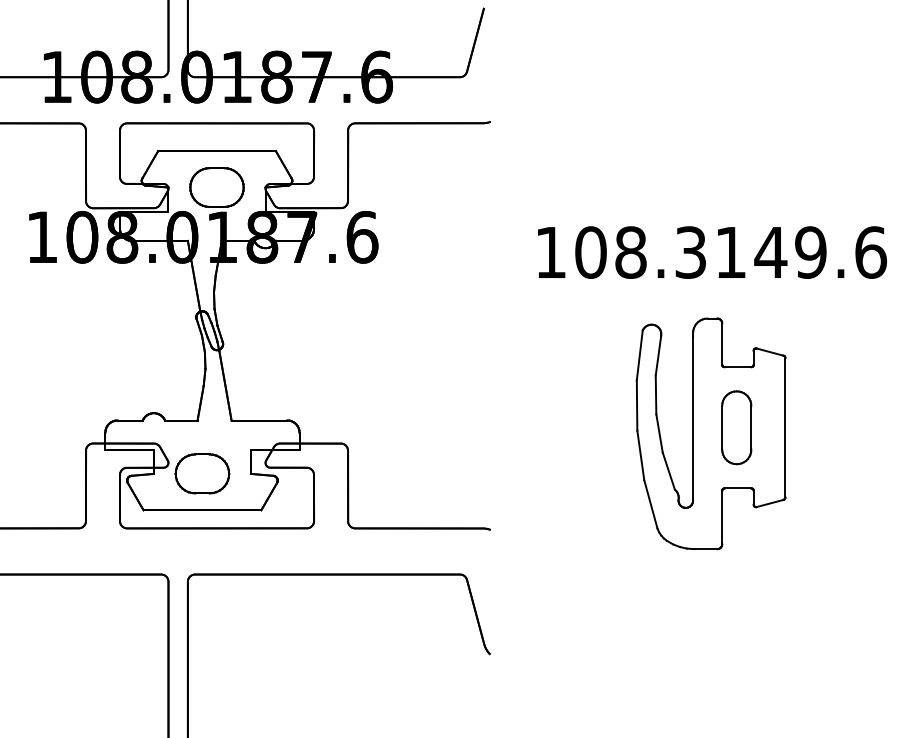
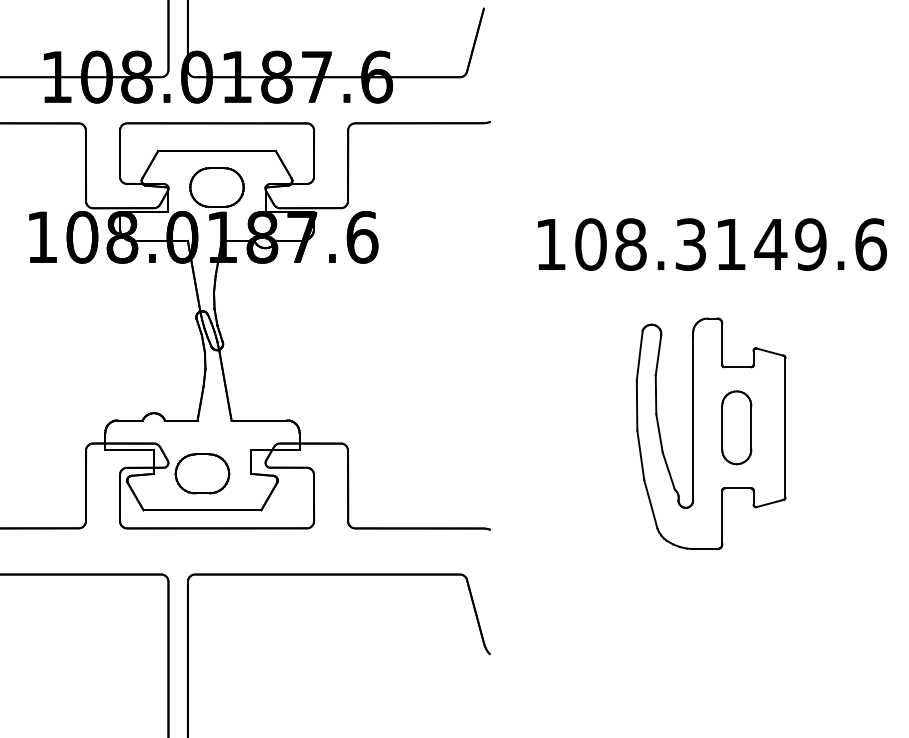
text position: (712, 252) -> (712, 244) (712, 244)
